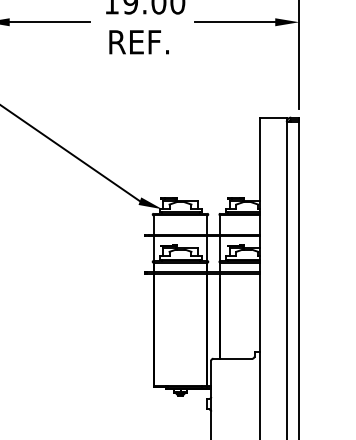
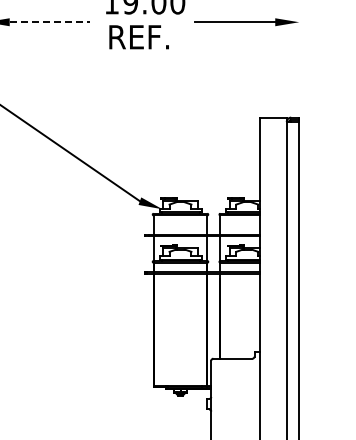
line: solid -> dashed (50, 22)
text position: (138, 42) -> (138, 37) (138, 37)
line: present -> none (299, 55)
